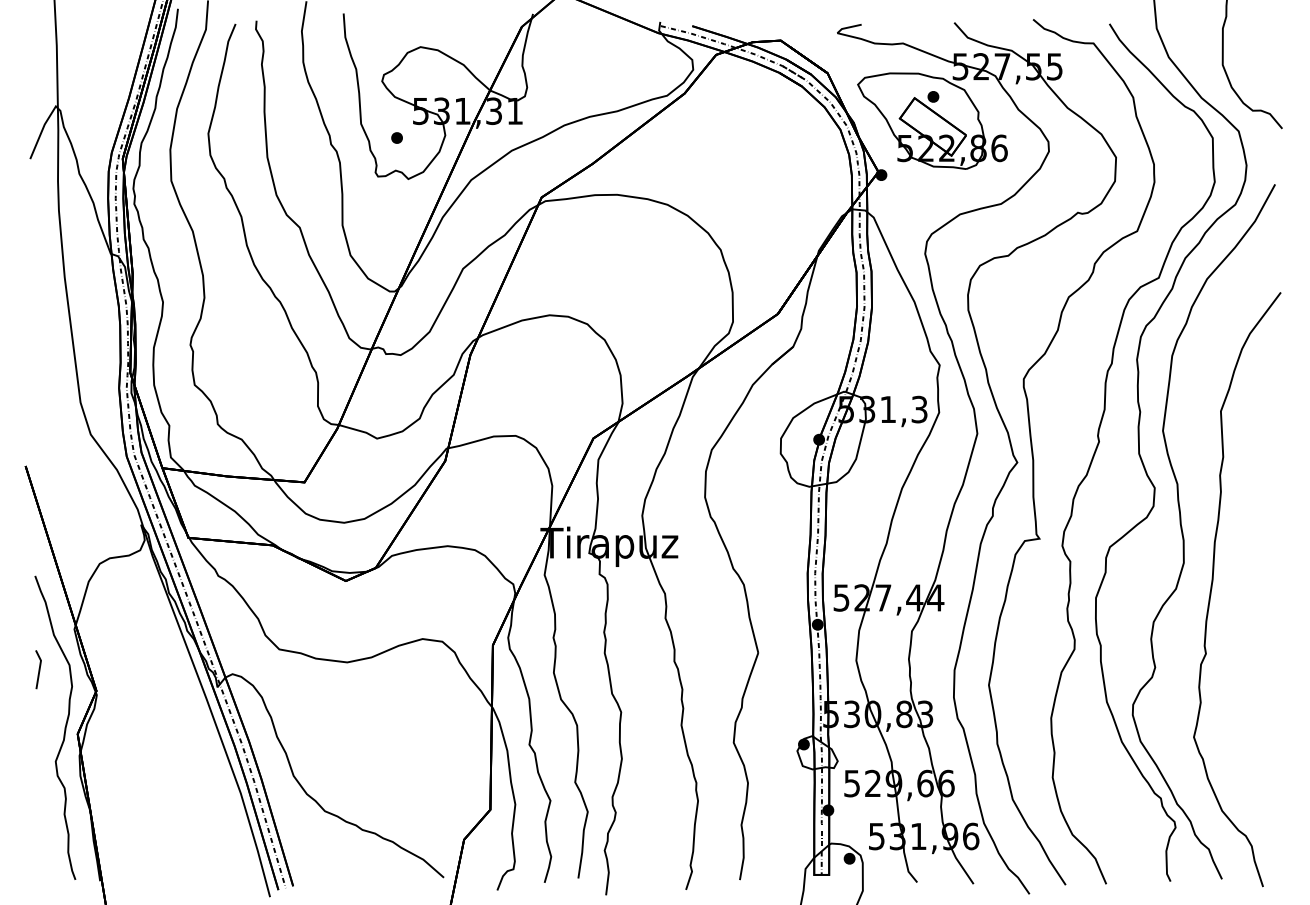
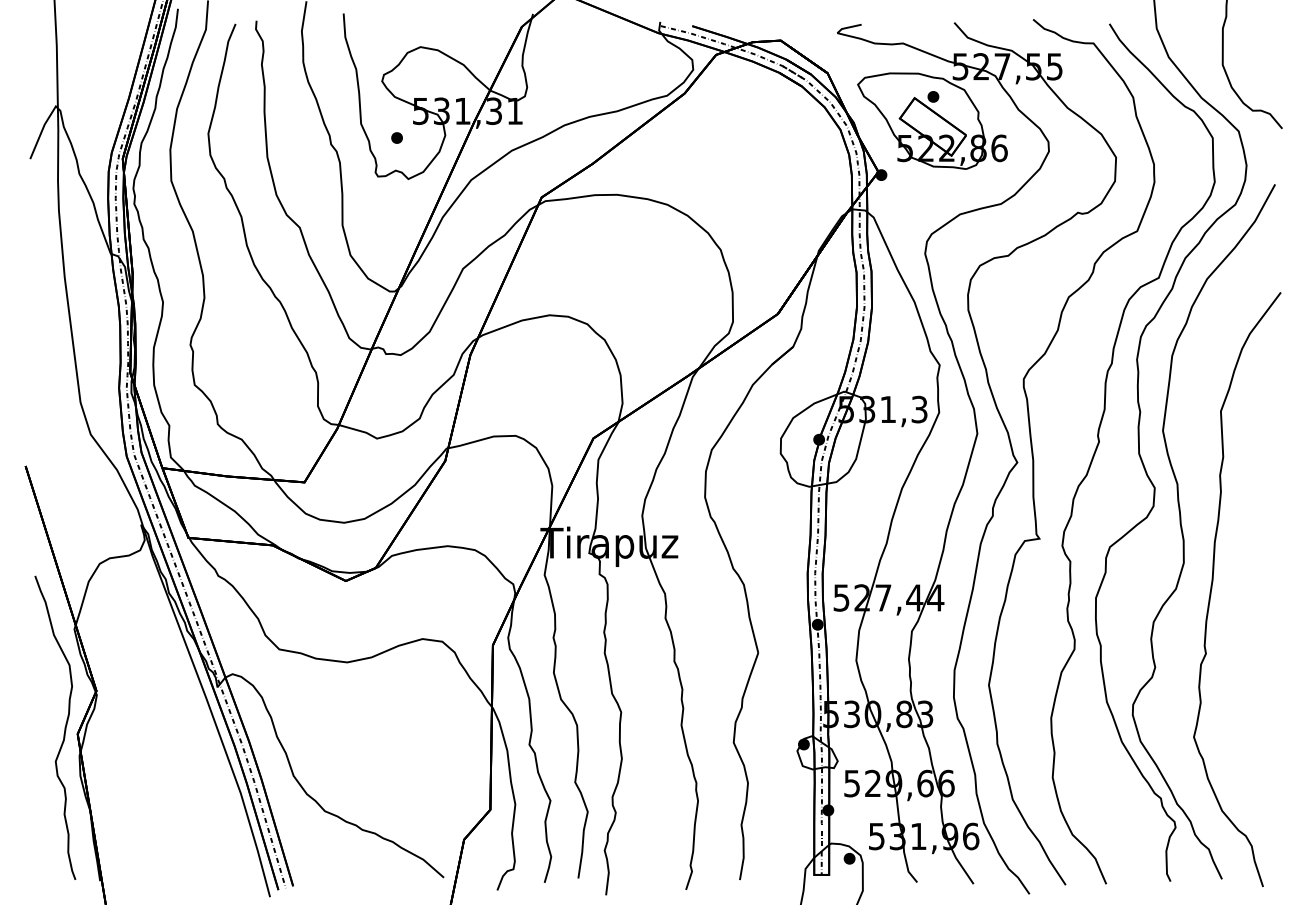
line: present -> none (38, 669)
